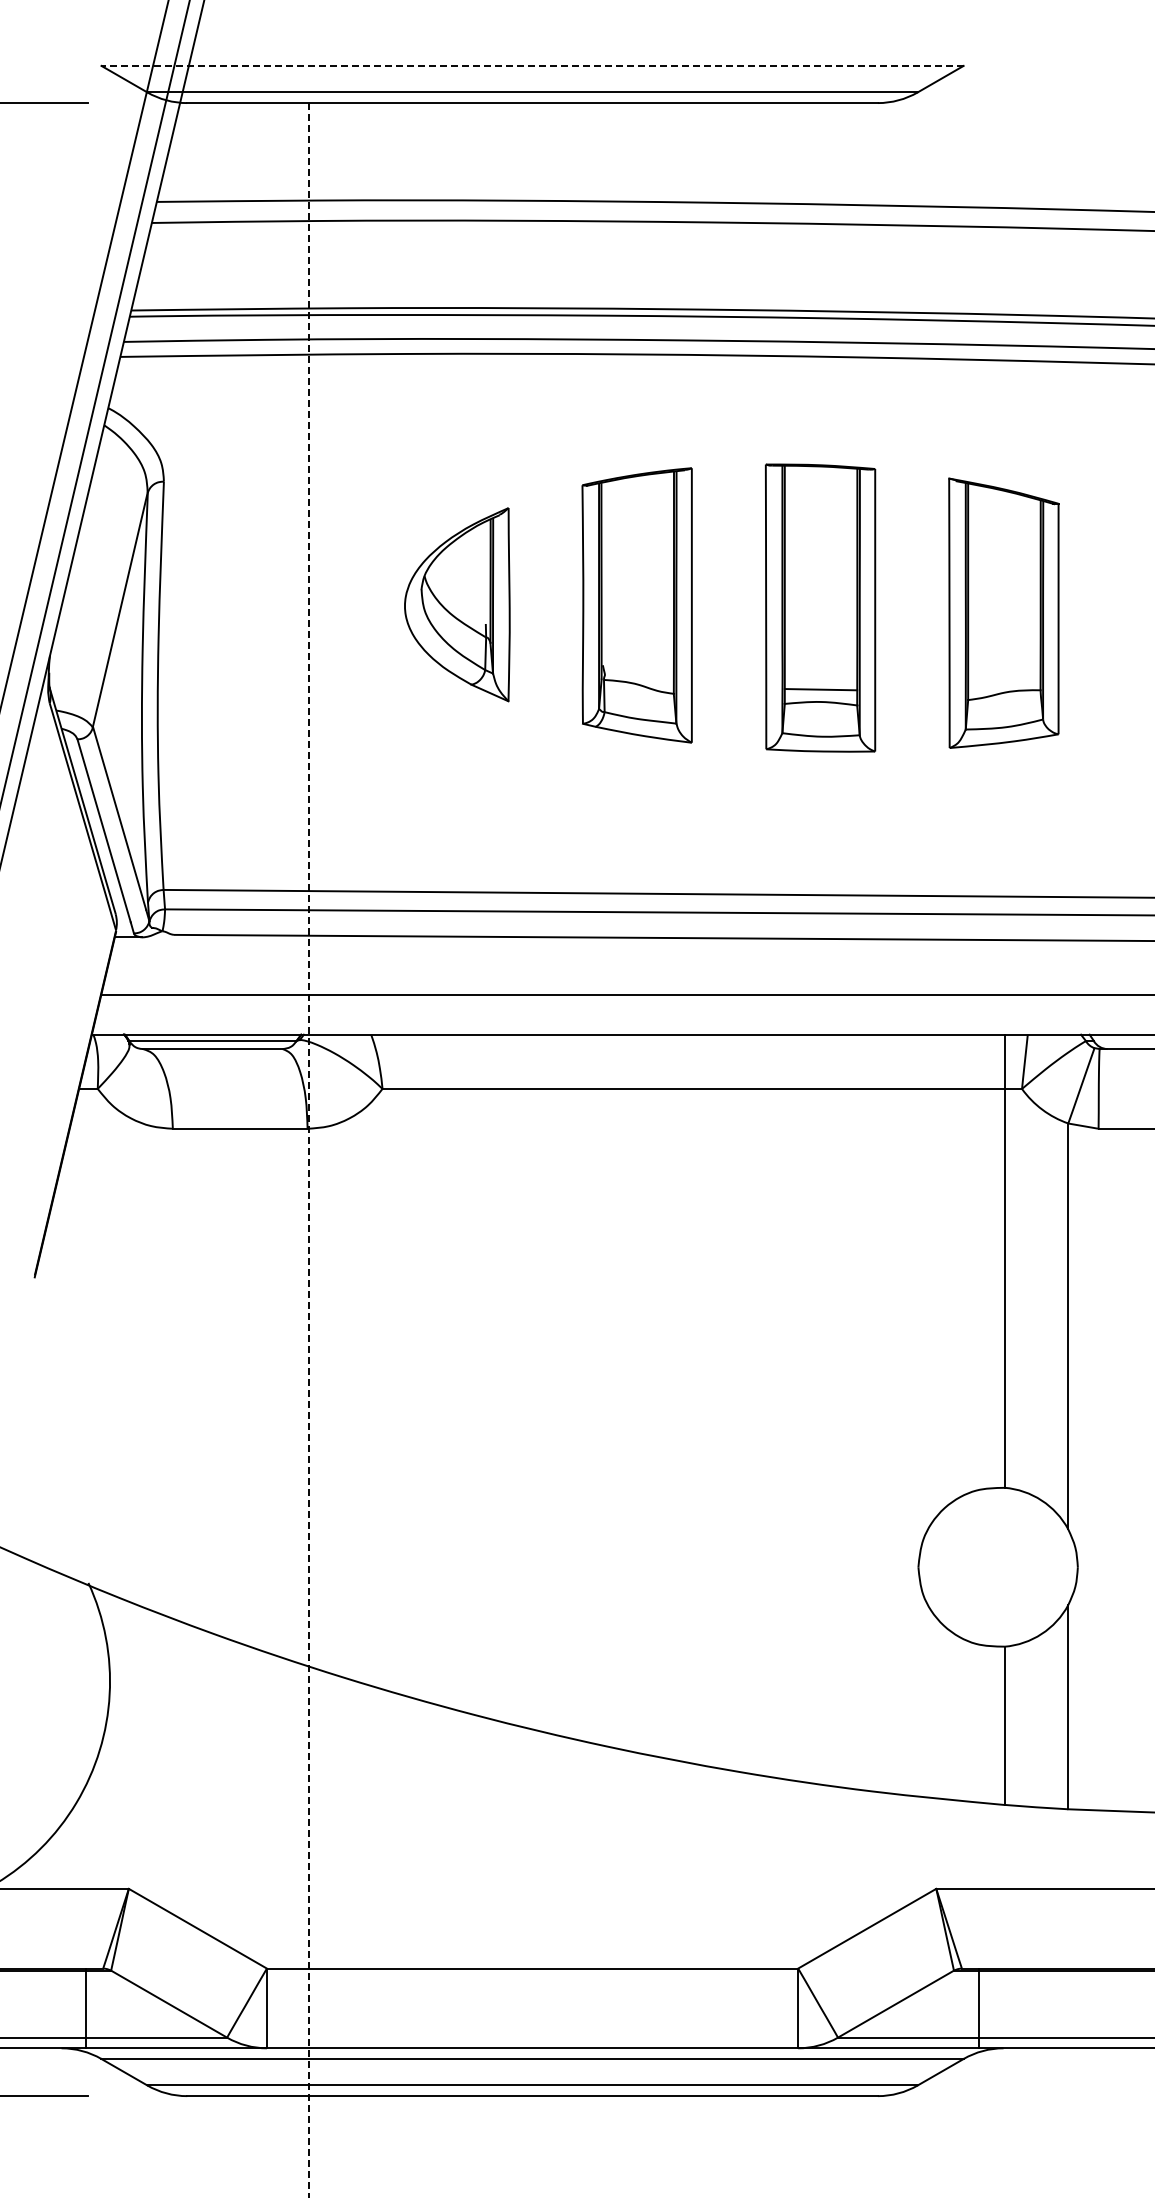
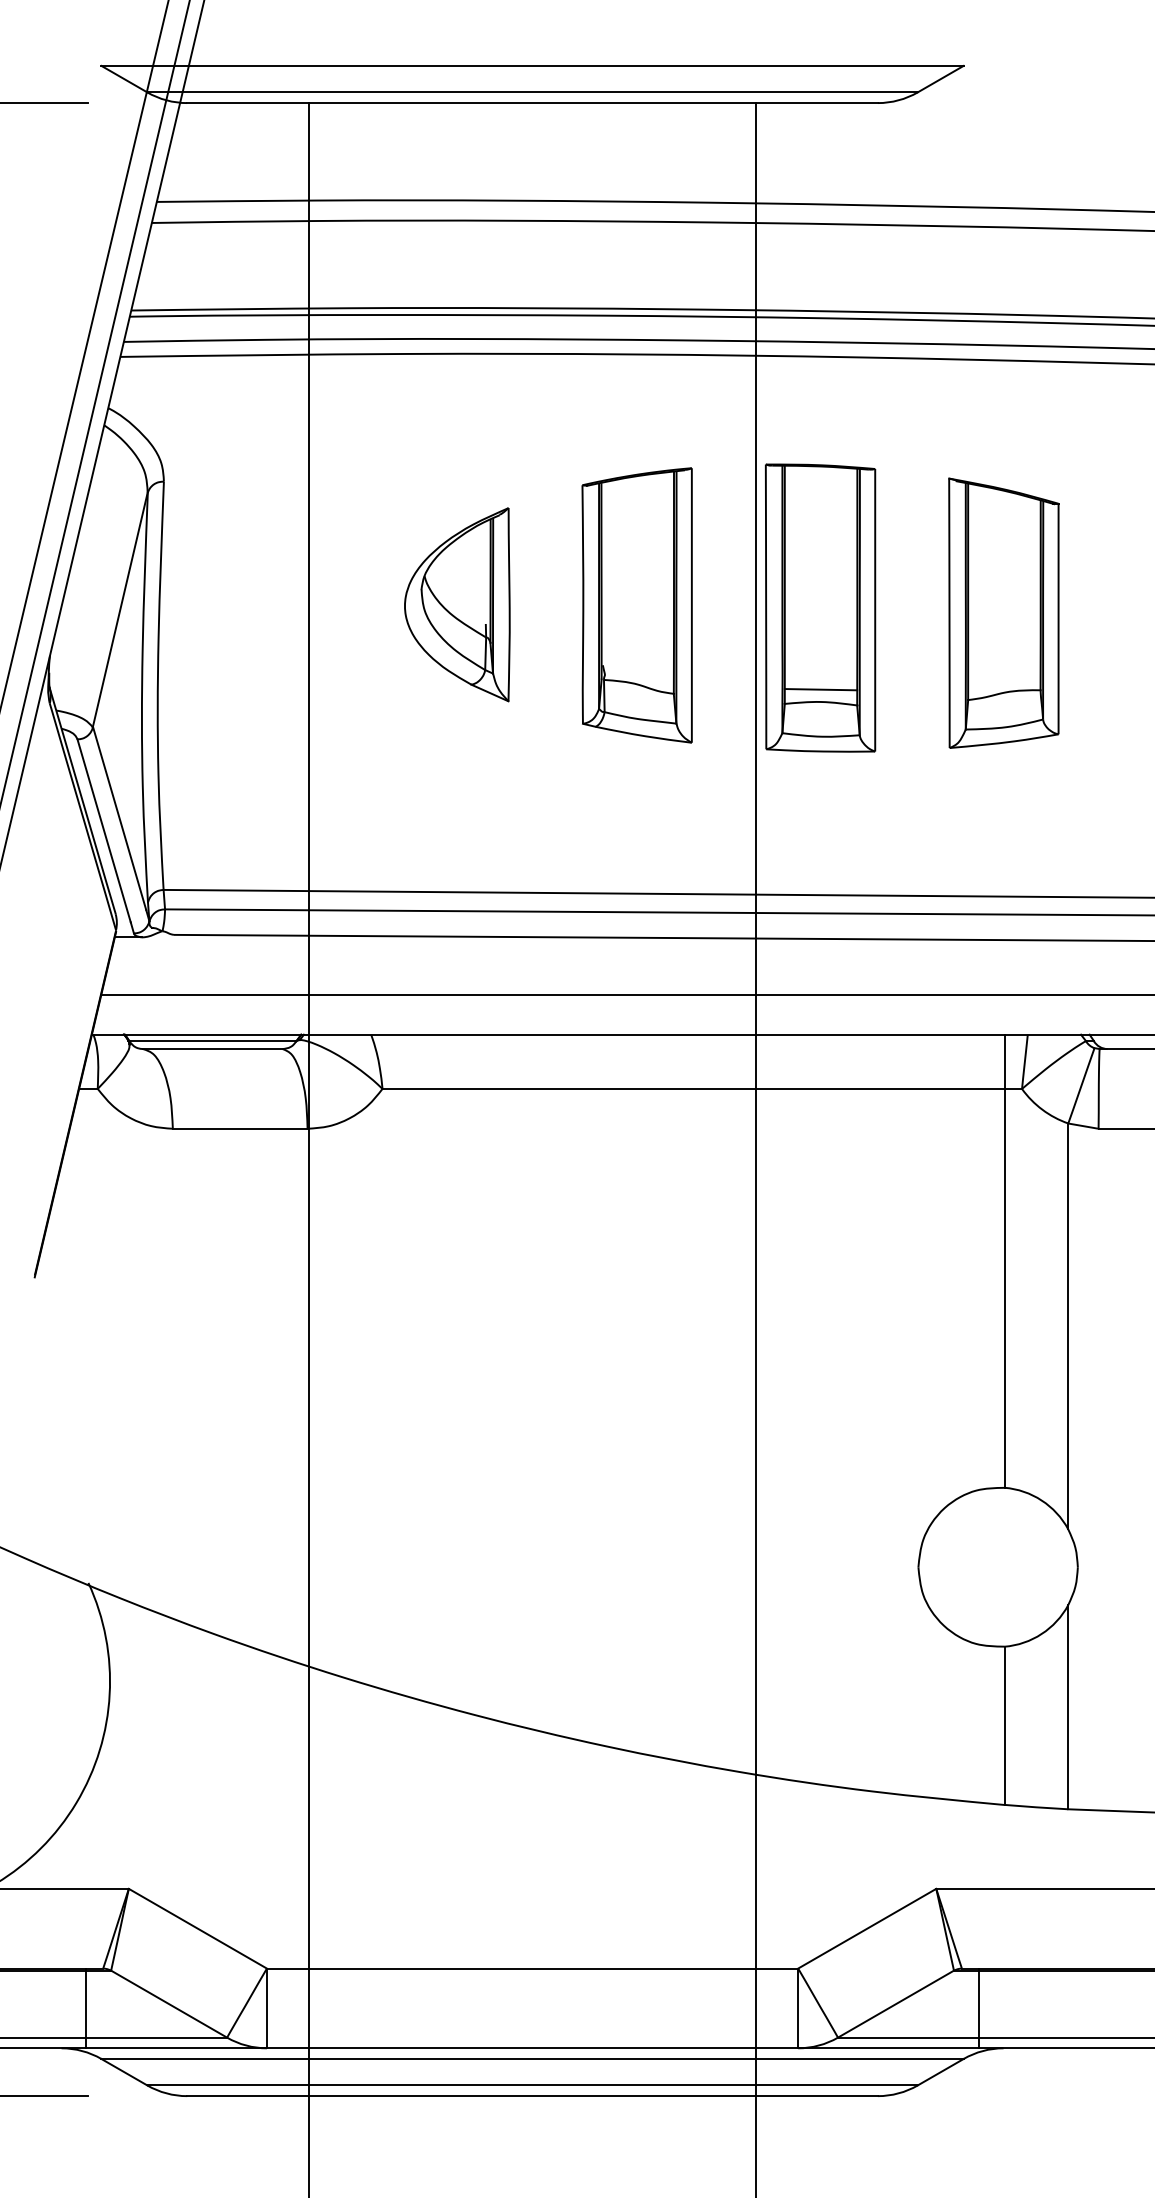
line: dashed -> solid (532, 65)
line: none -> present (755, 1148)
line: dashed -> solid (309, 1150)
